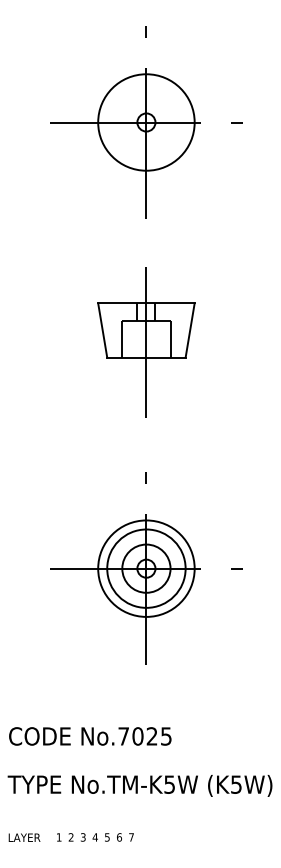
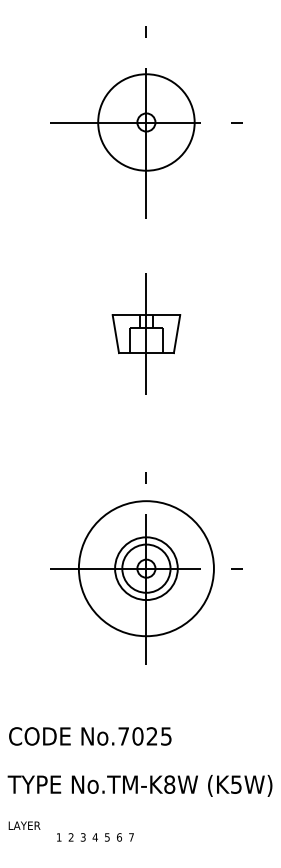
part size: 99x151 px -> 71x112 px (146, 338)
circle diameter: 78 px -> 63 px (146, 568)
circle diameter: 96 px -> 135 px (145, 568)
text: No.TM-K5W -> No.TM-K8W (169, 784)
text position: (24, 837) -> (24, 825) (24, 825)
